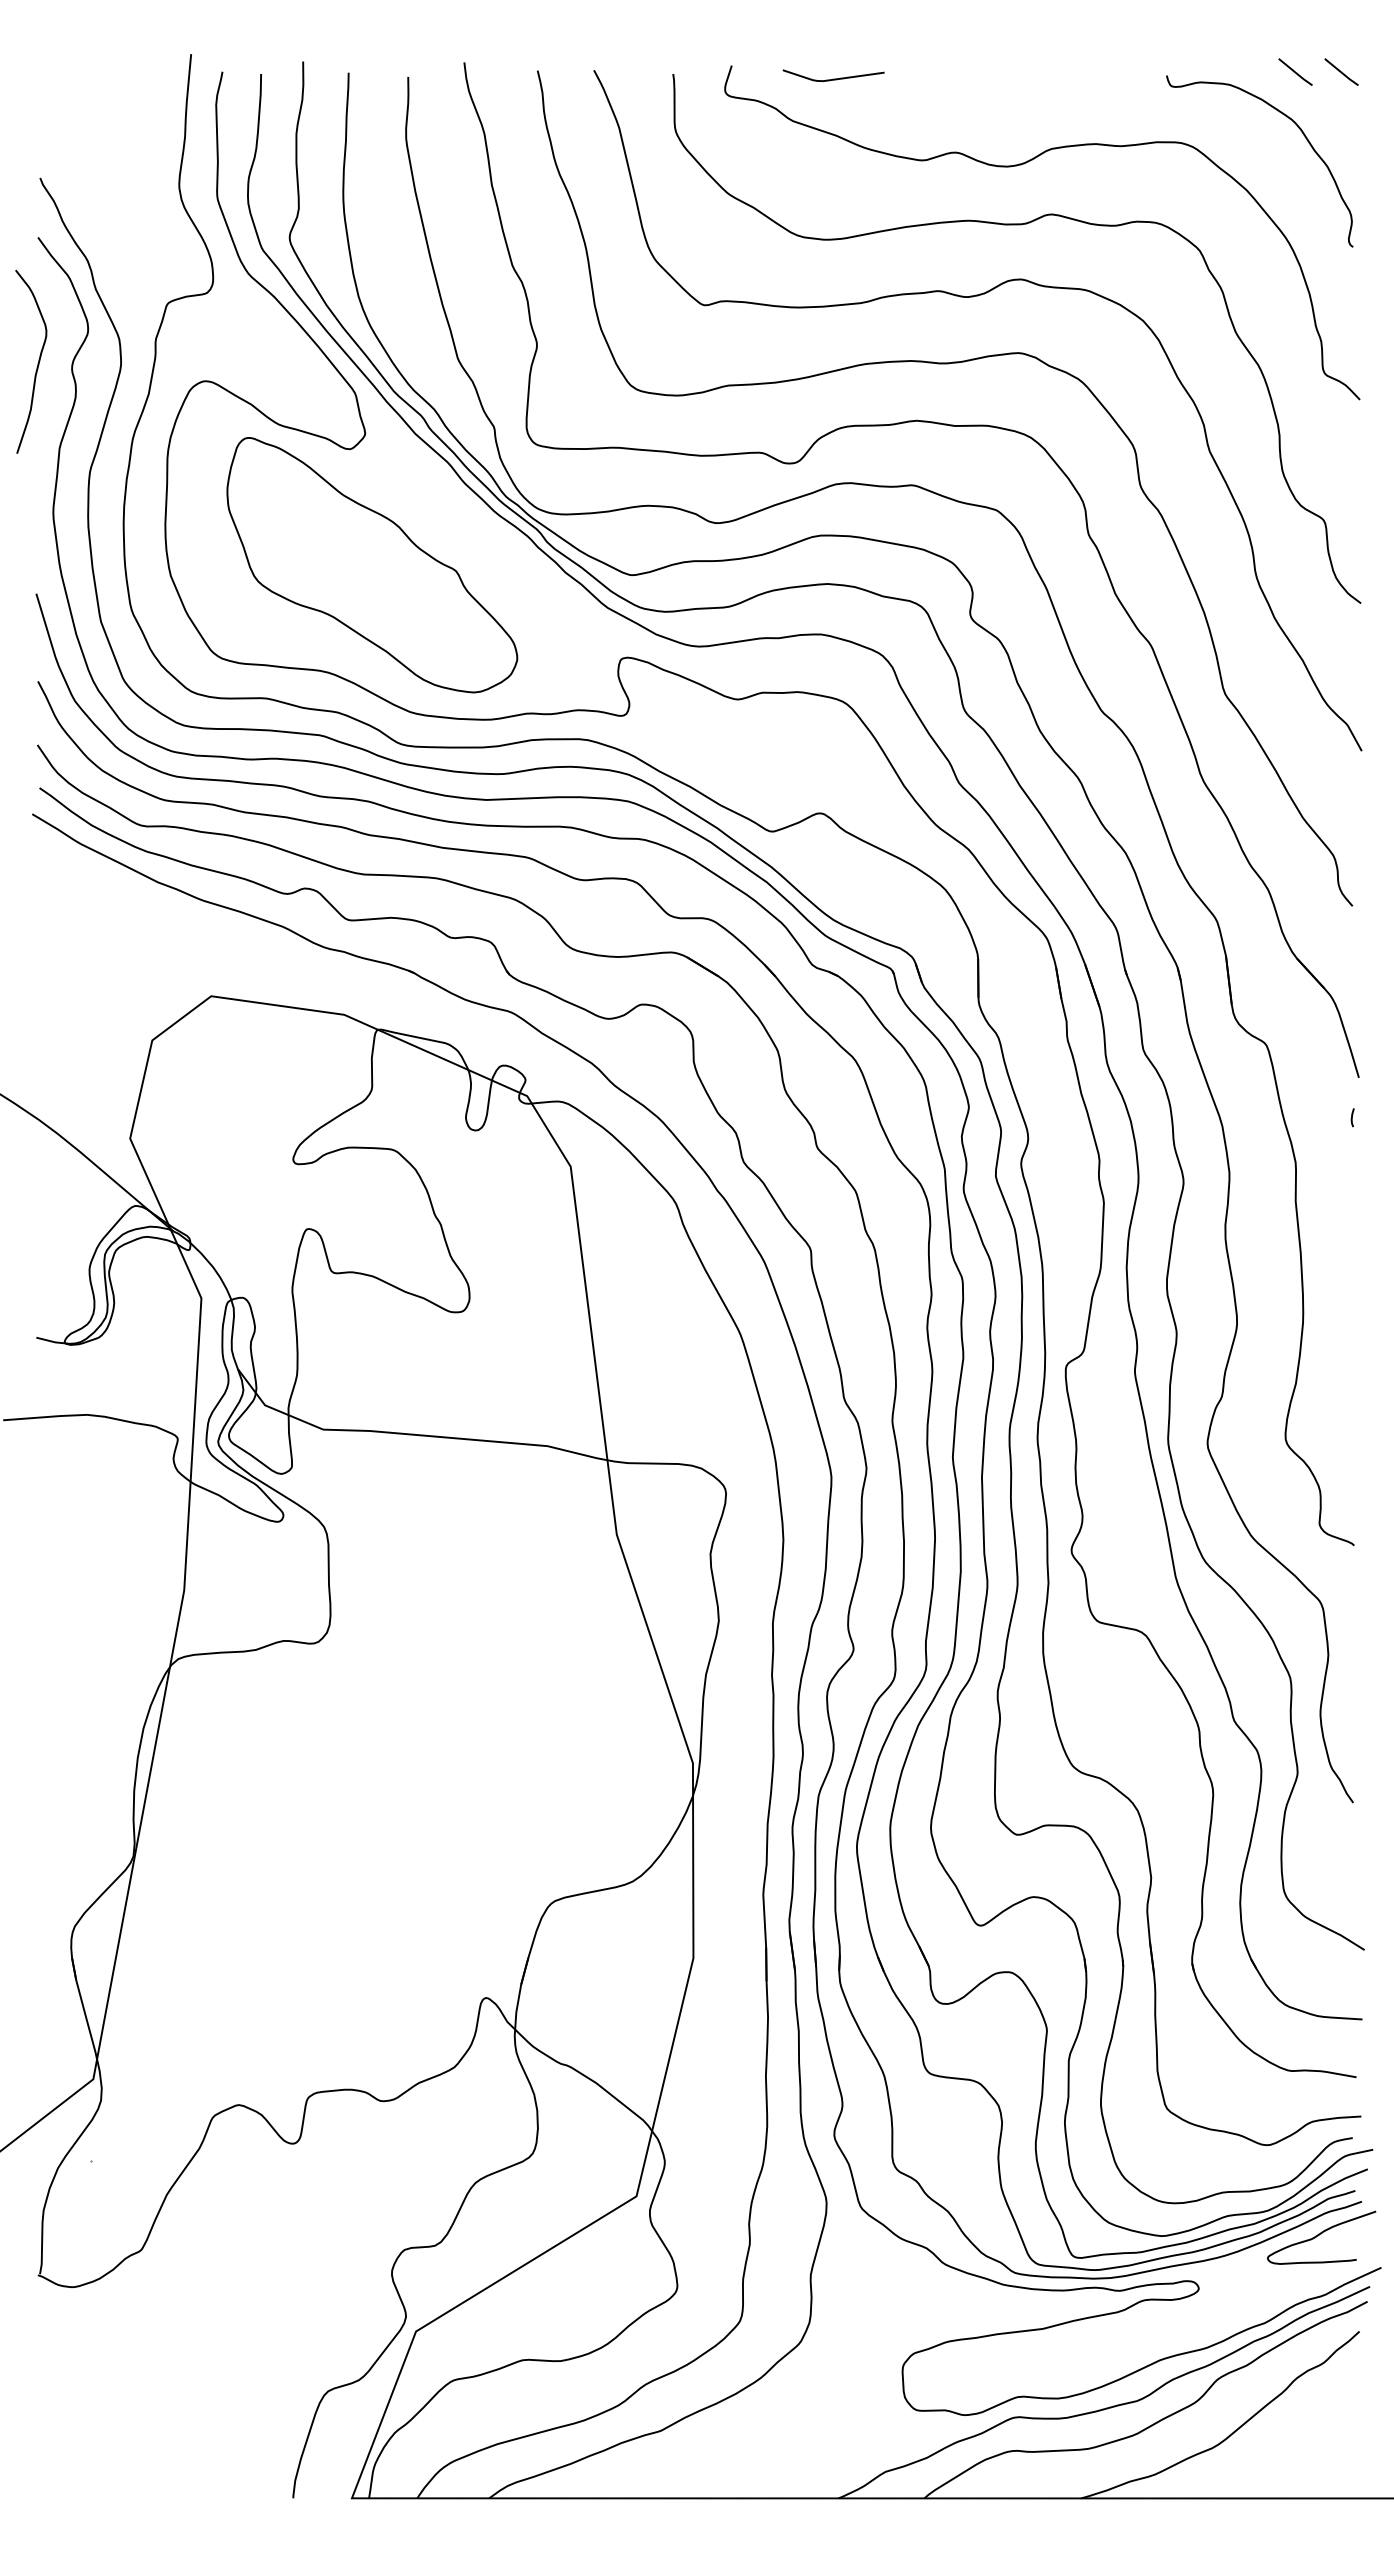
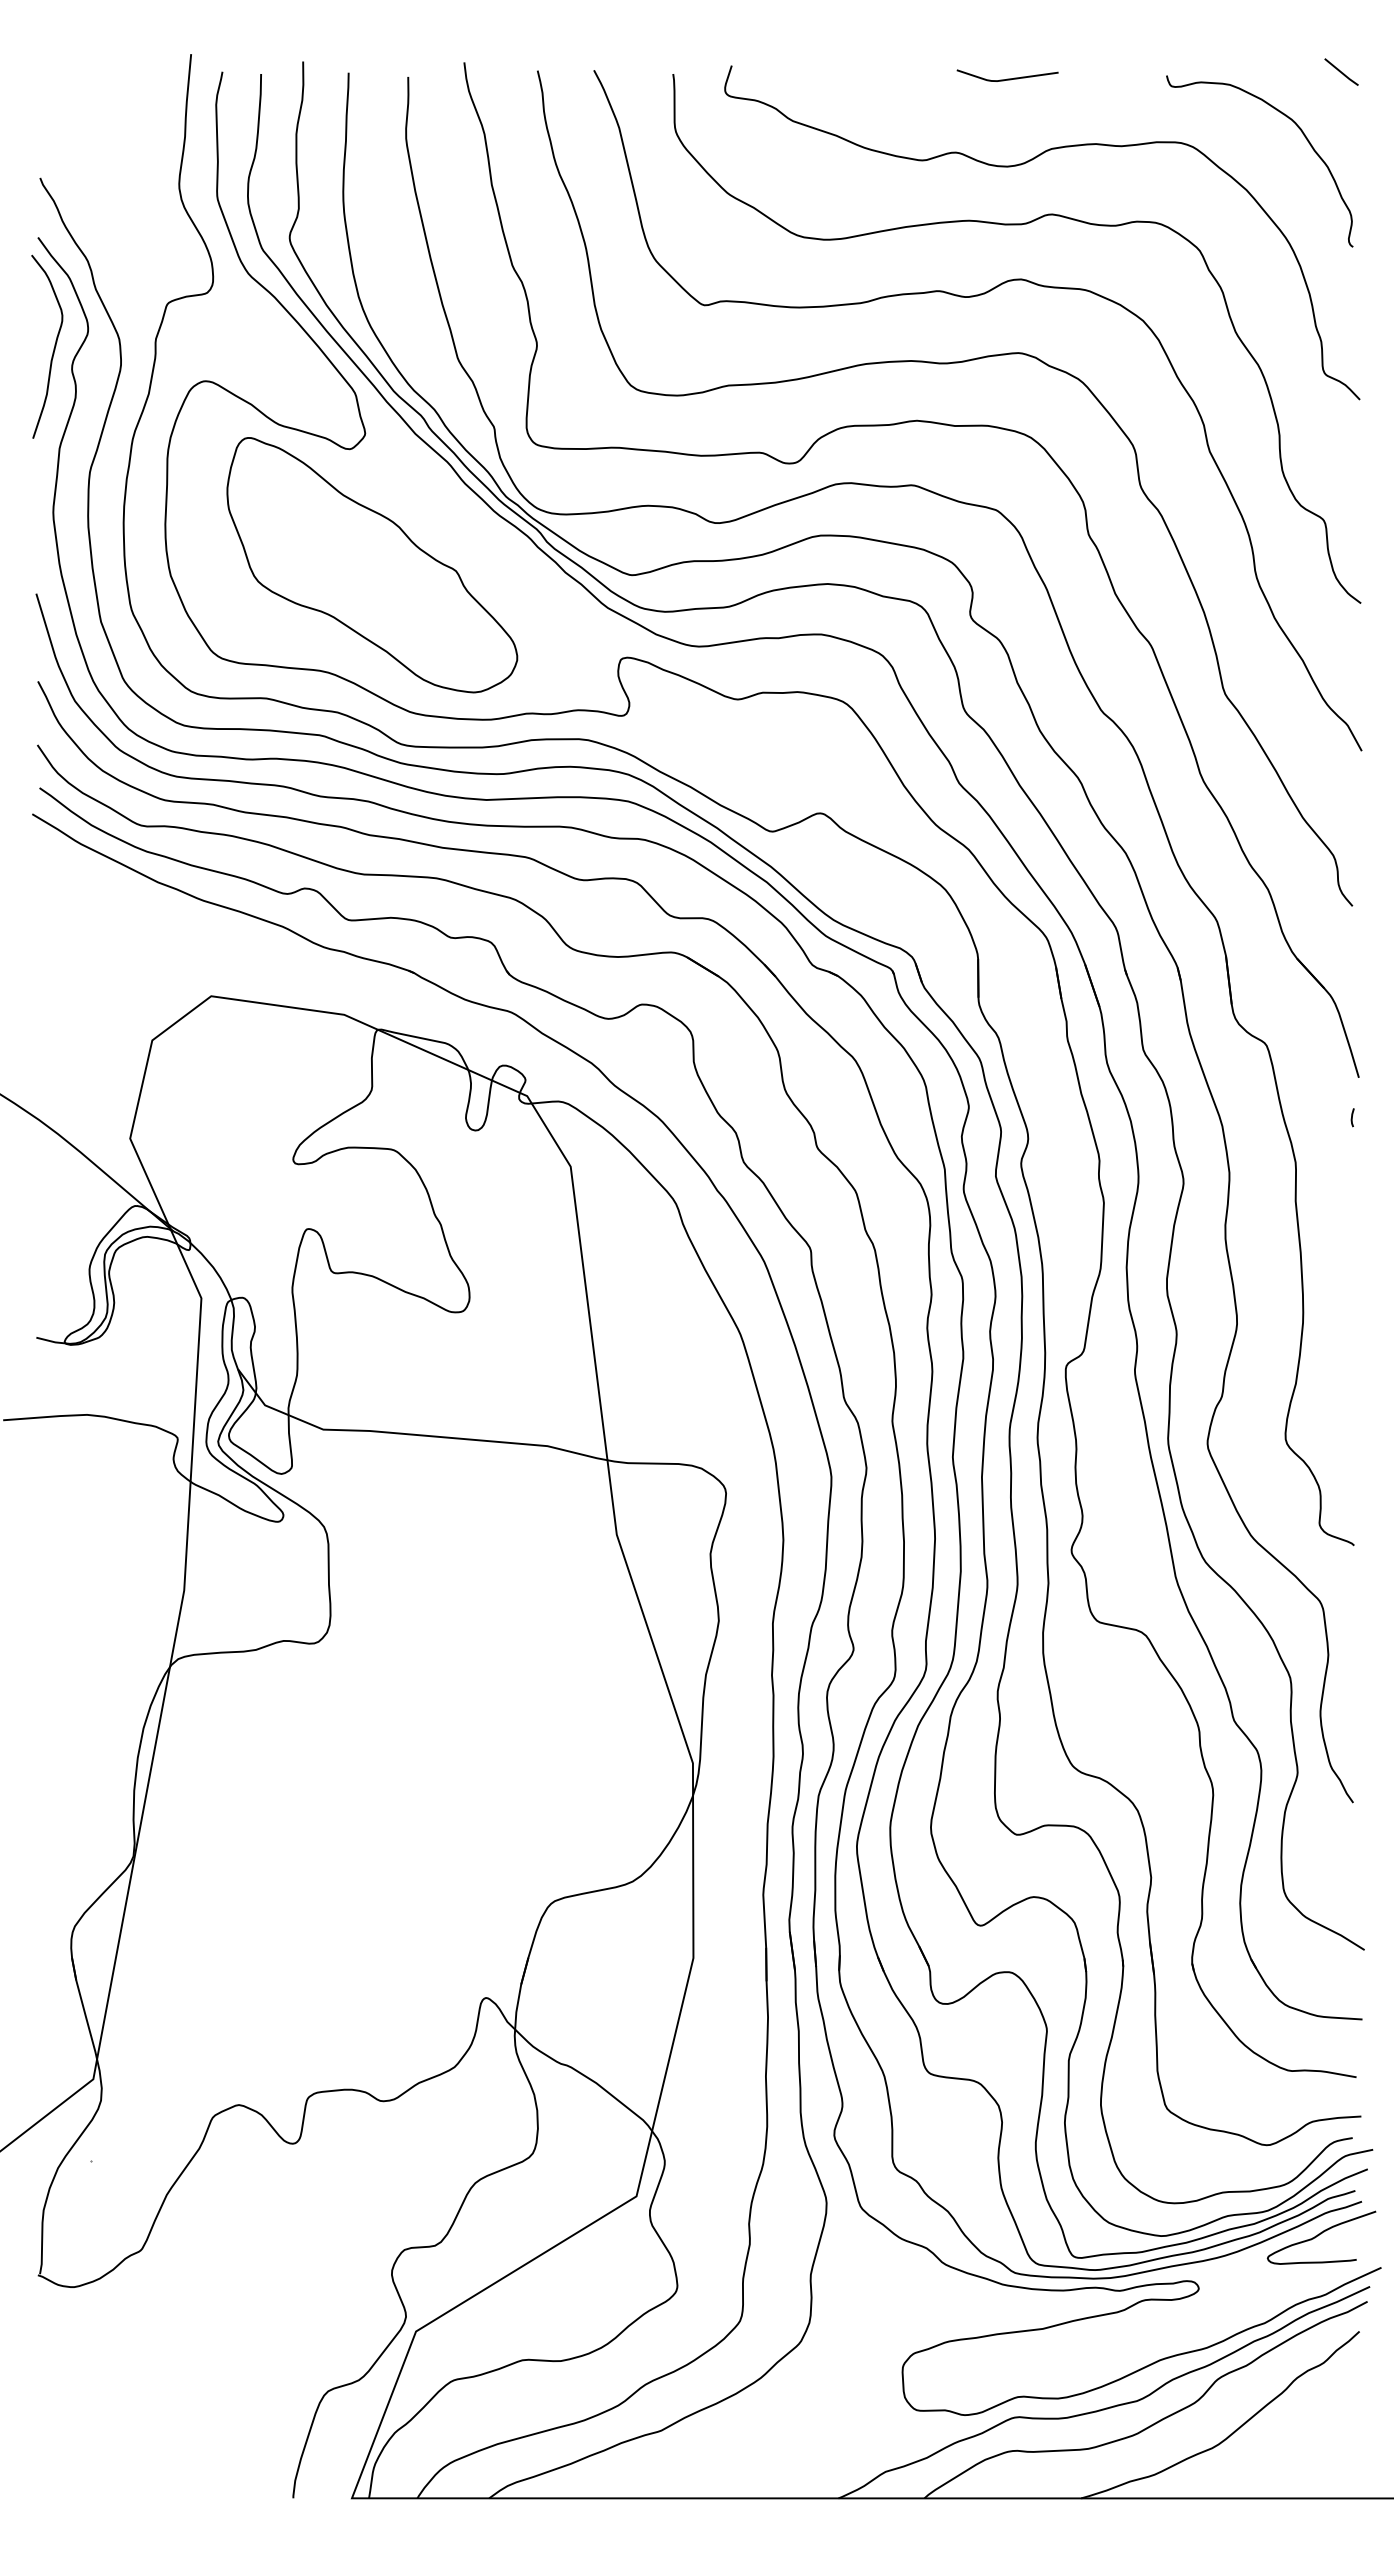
line: present -> none (1295, 71)
line position: (833, 78) -> (1007, 78) (1007, 78)
curve position: (37, 363) -> (53, 348) (53, 348)
